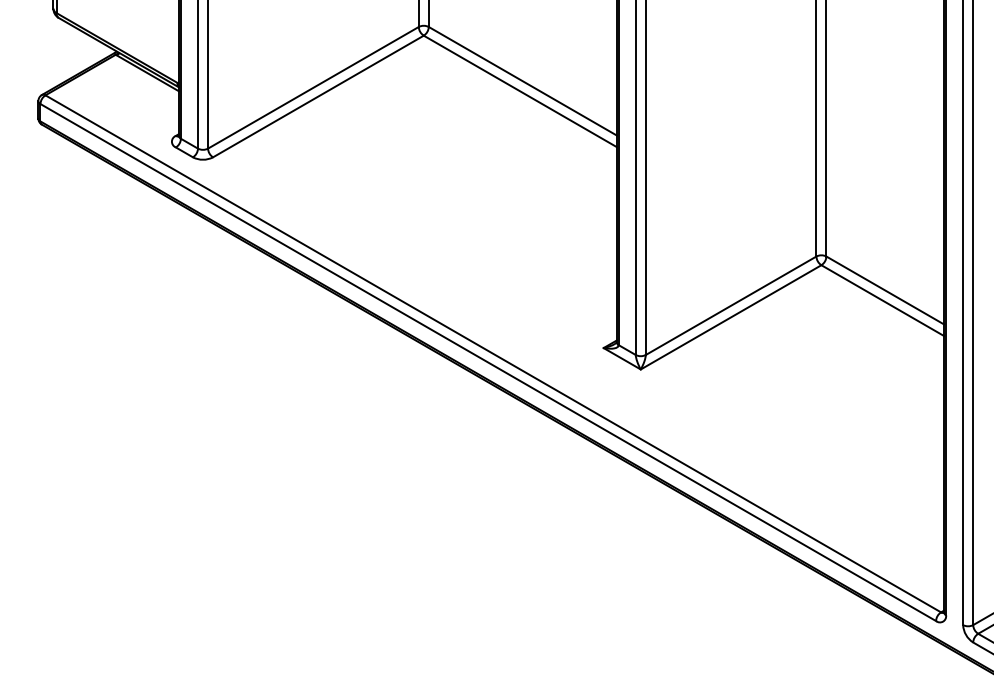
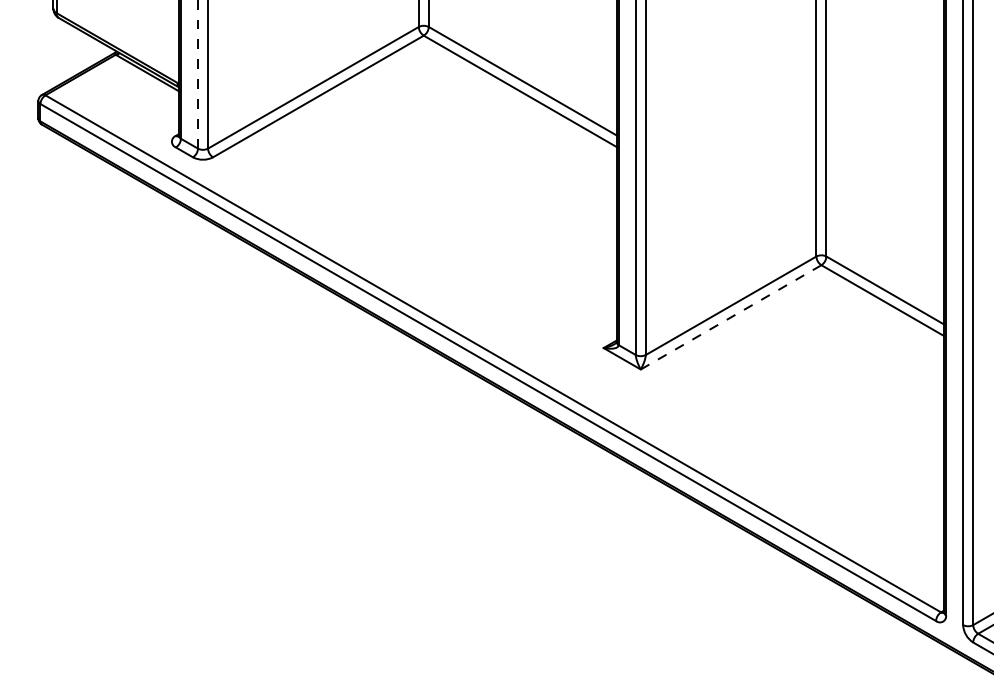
line: solid -> dashed (198, 74)
line: solid -> dashed (730, 317)
